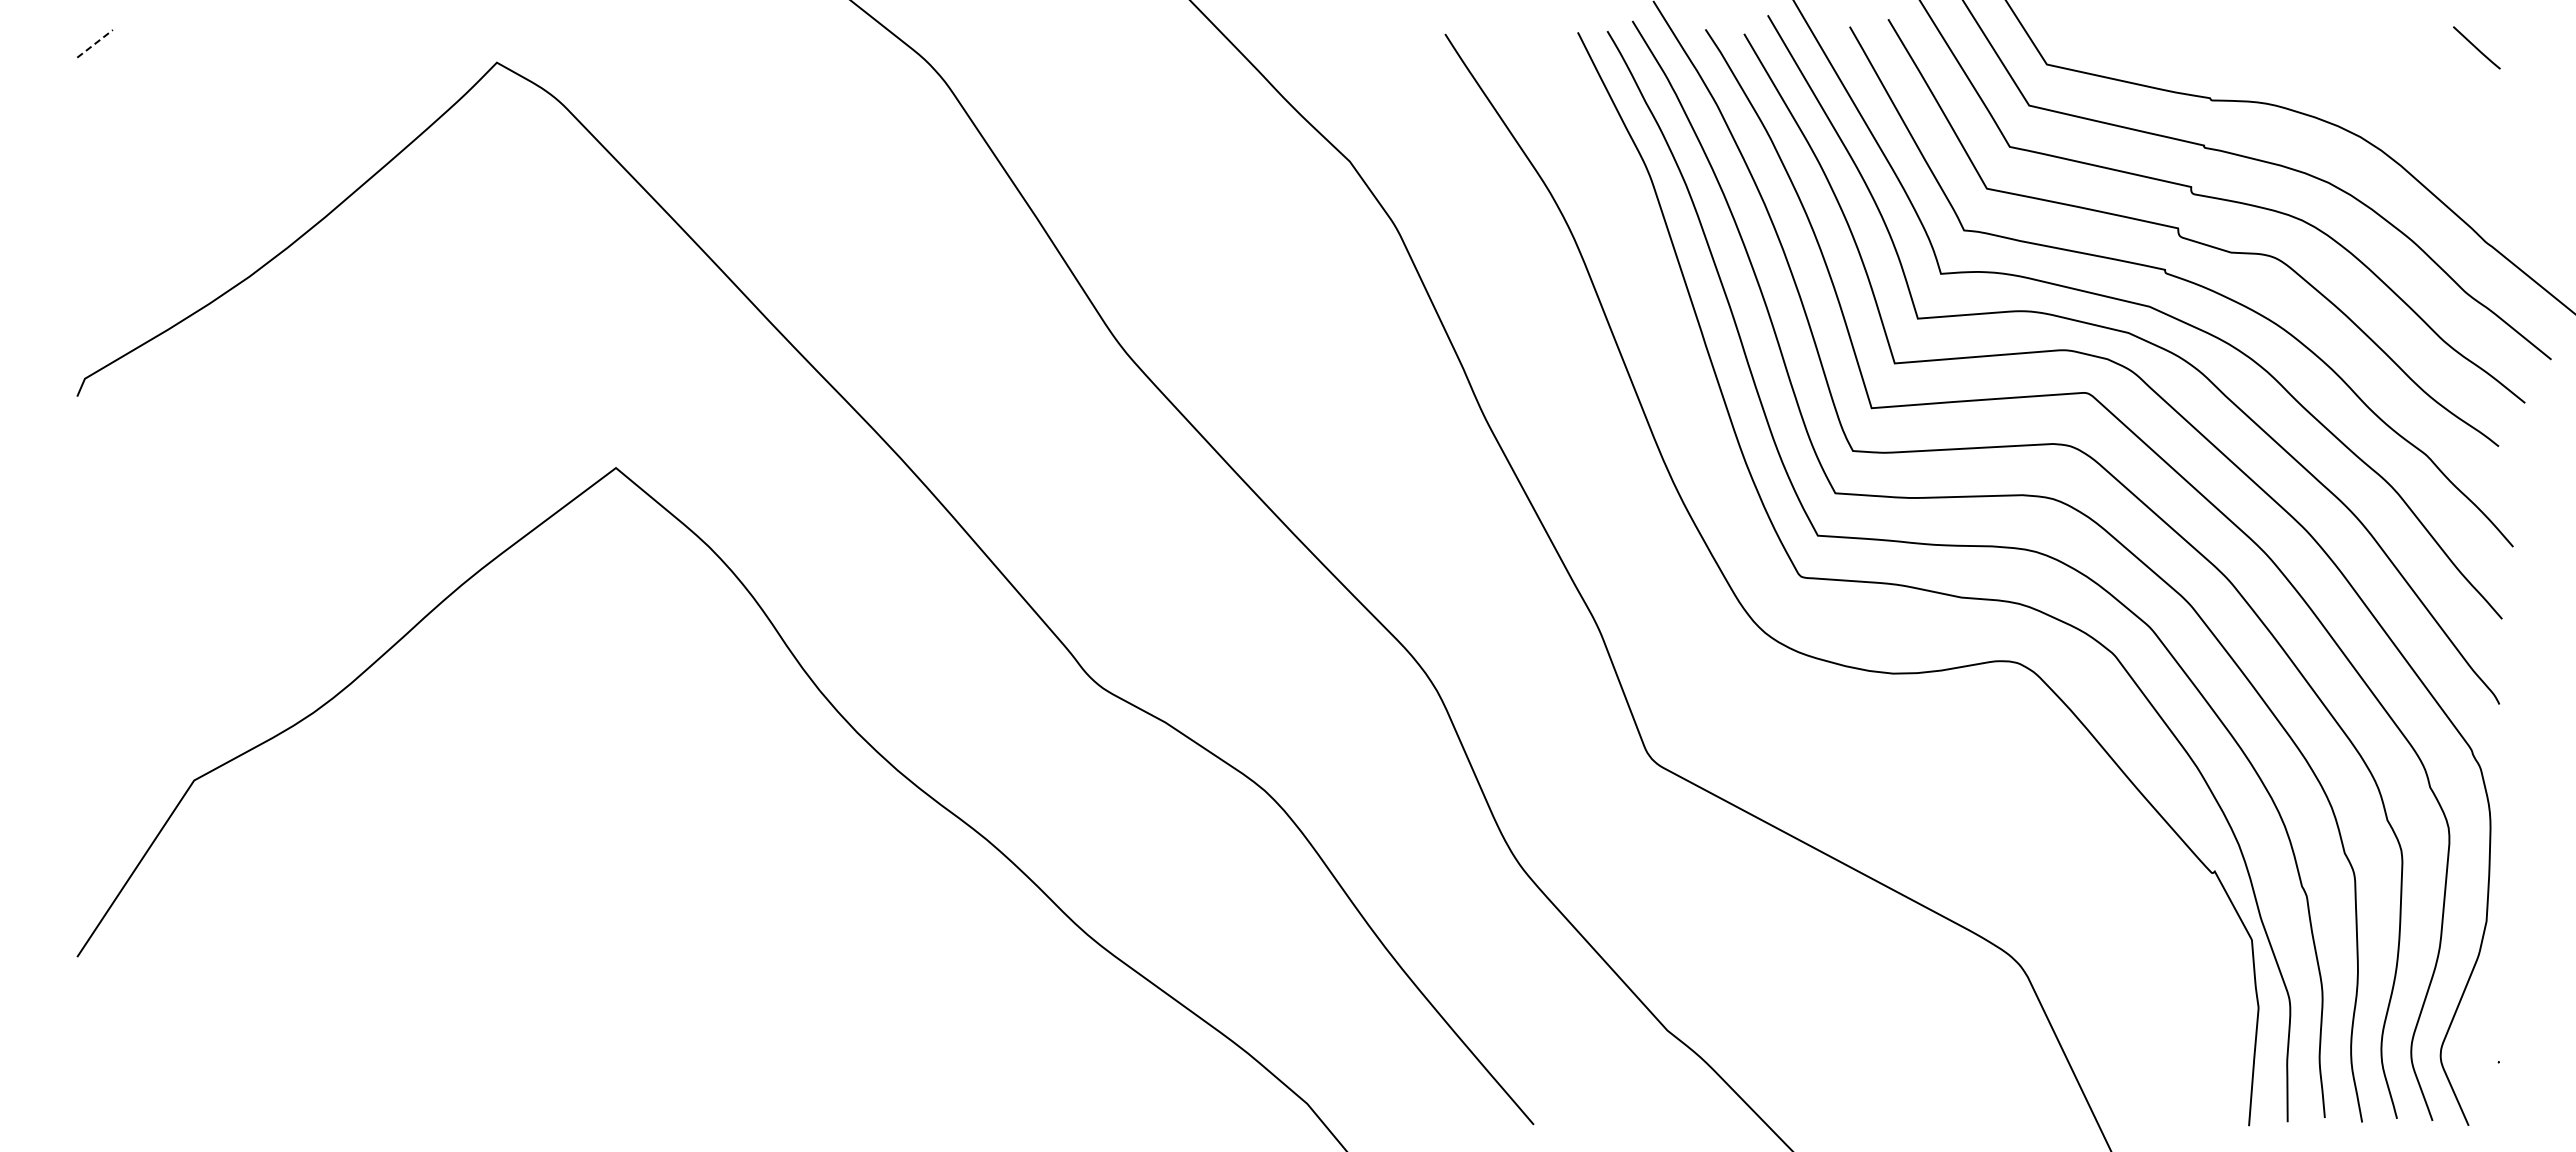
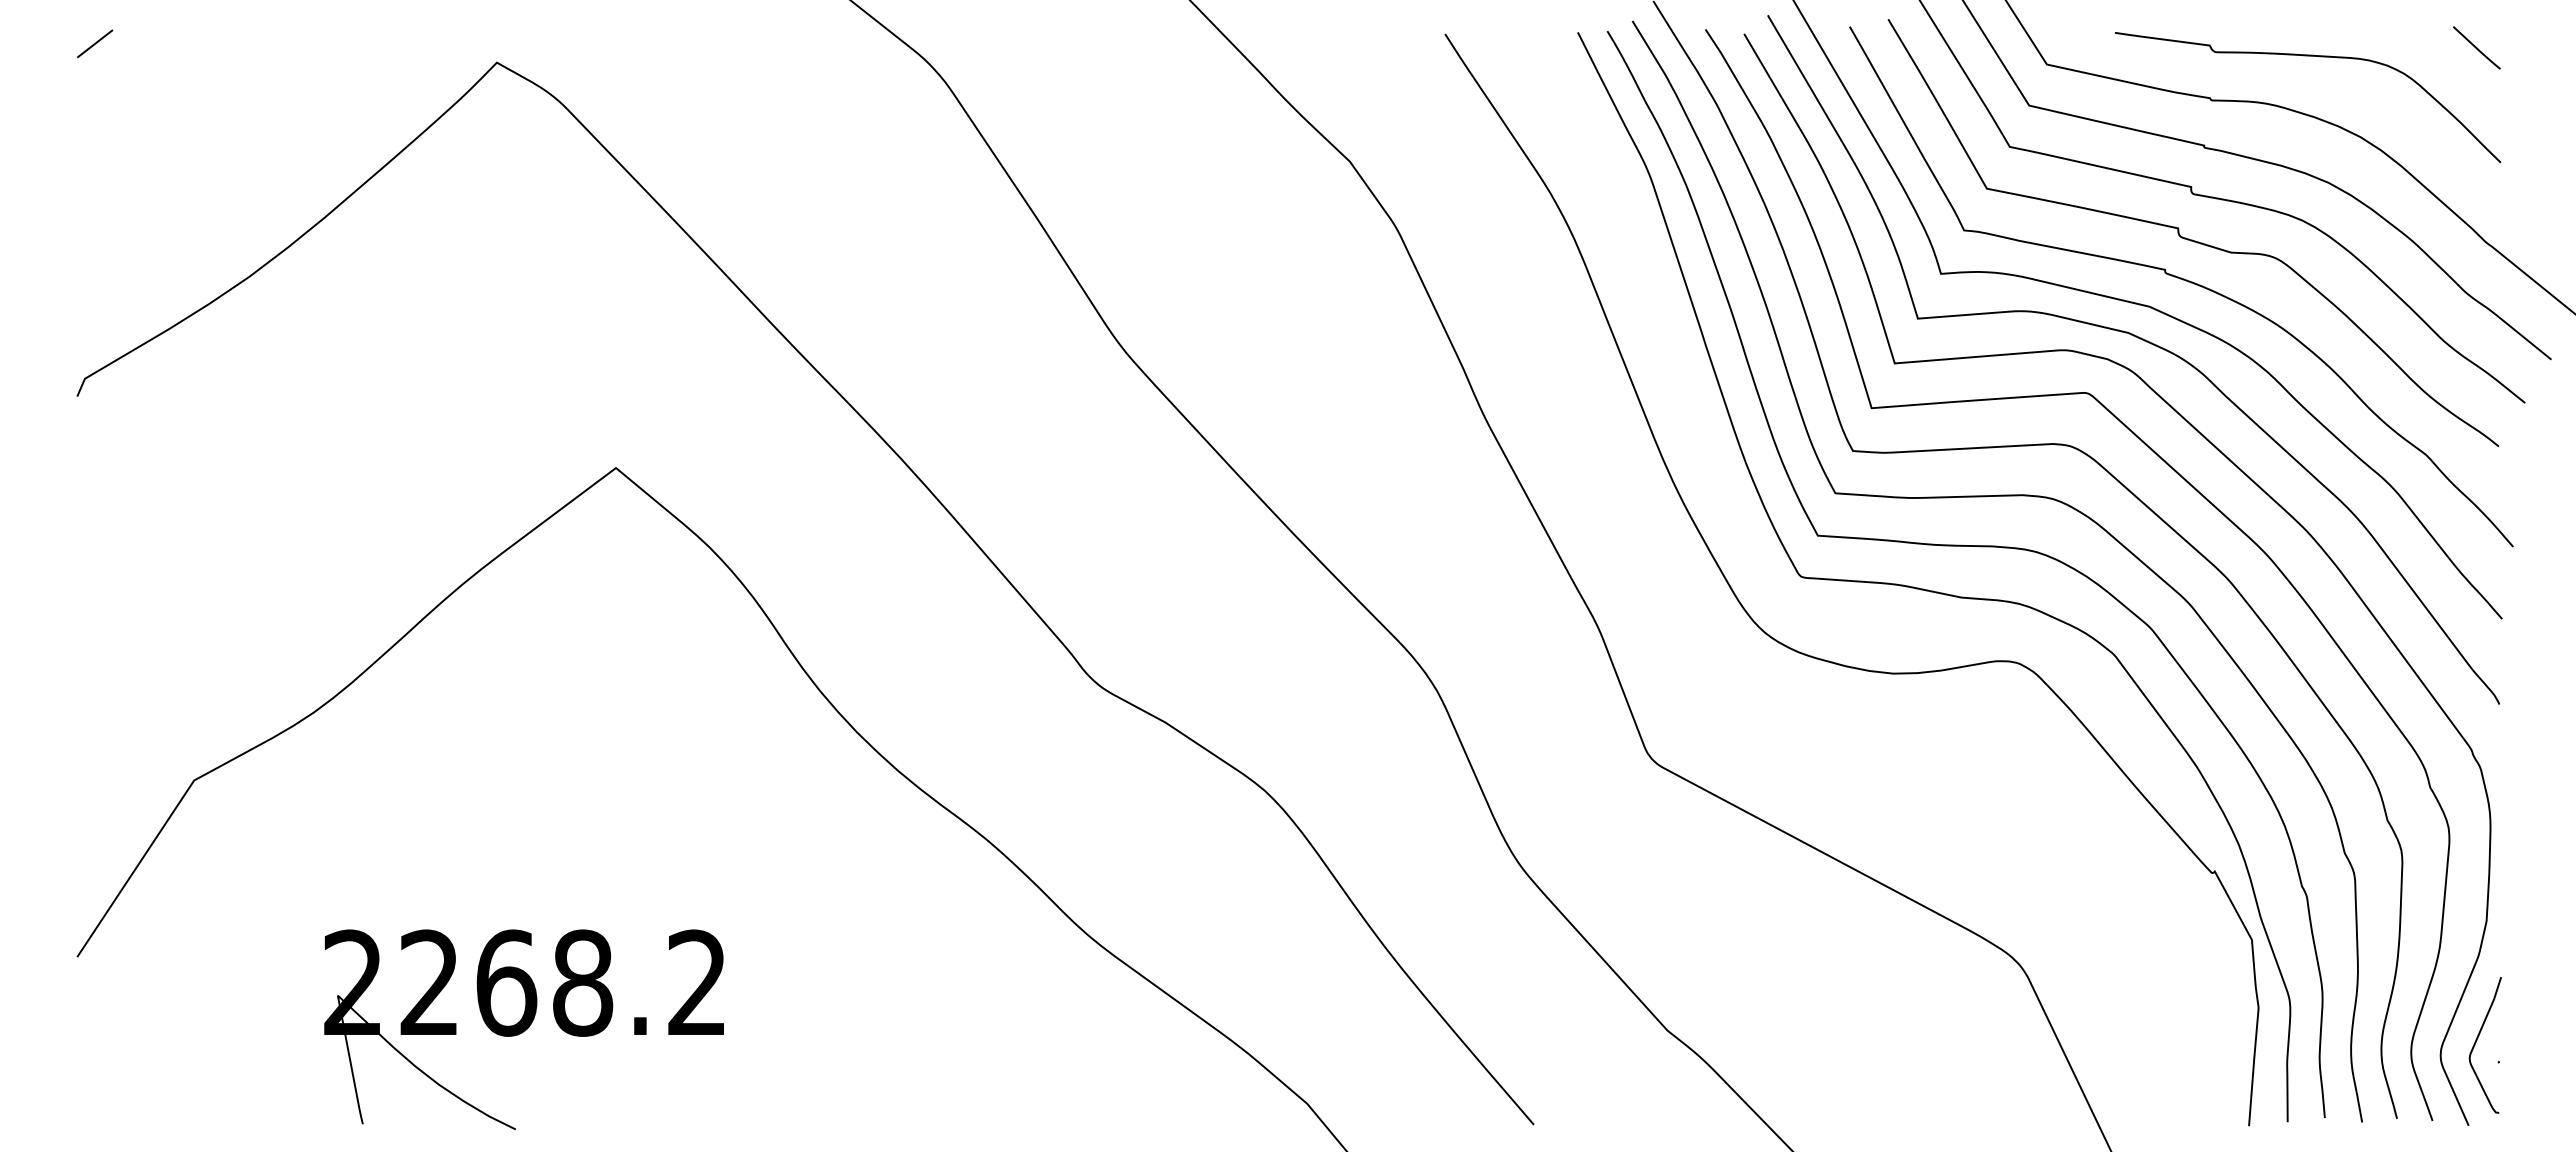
line: dashed -> solid (95, 43)
part: none -> present (2307, 56)
part: none -> present (523, 1029)
curve: none -> present (2476, 1042)
